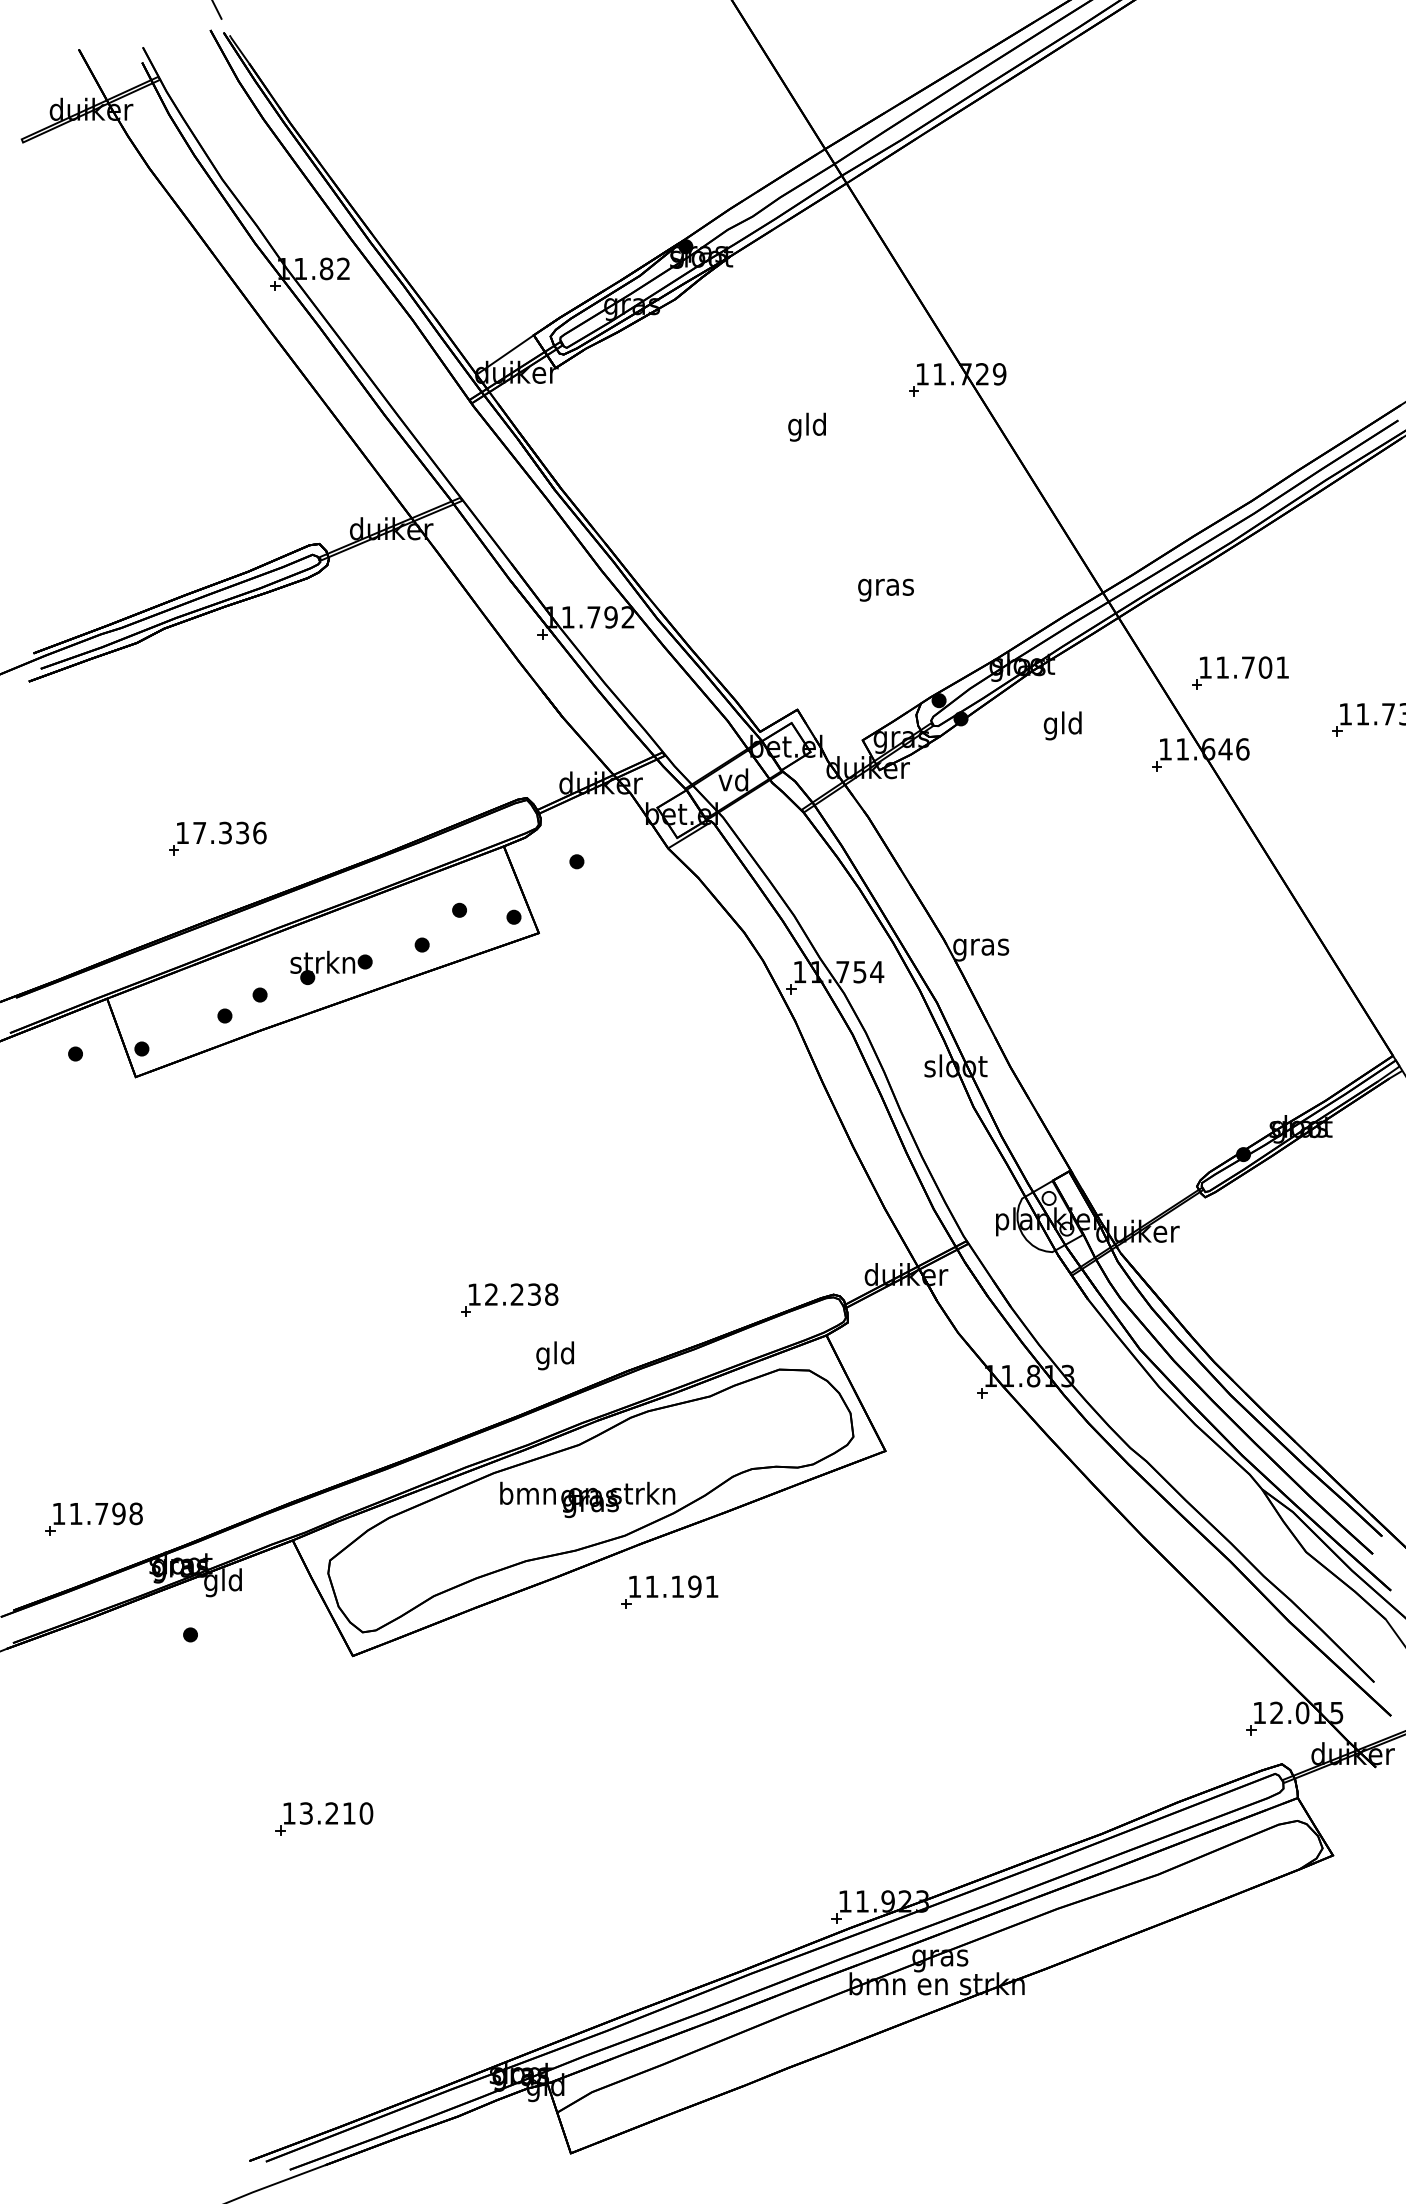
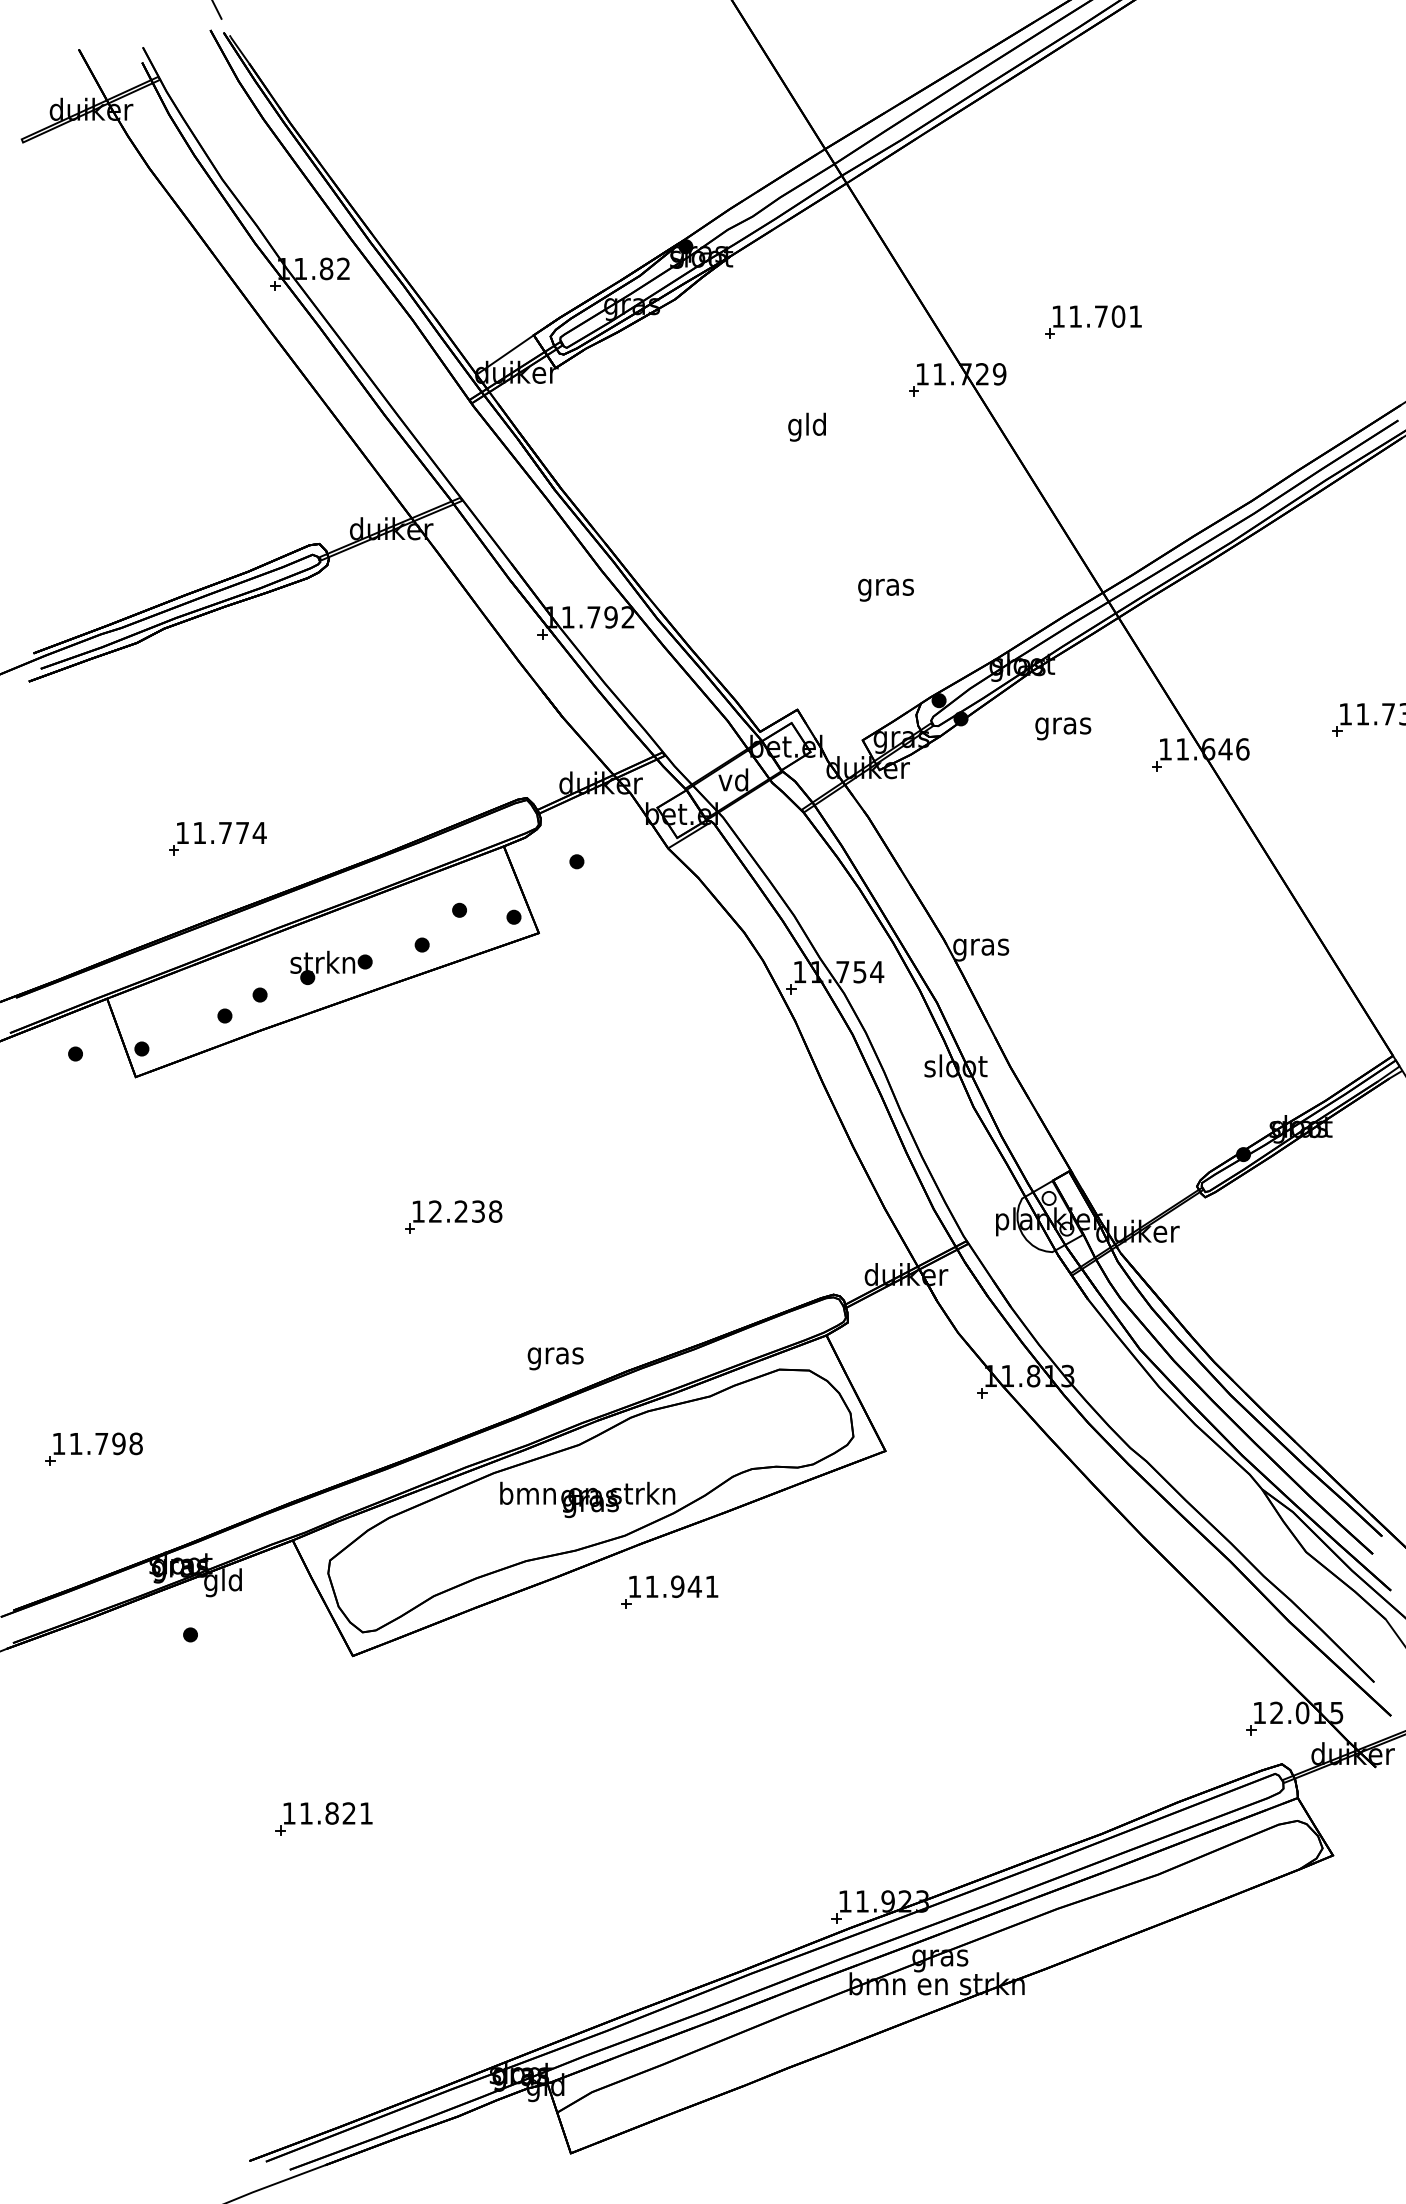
part position: (1240, 672) -> (1093, 321) (1093, 321)
text: gld -> gras (1063, 725)
text: 17.336 -> 11.774 (229, 832)
part position: (509, 1299) -> (453, 1216) (453, 1216)
text: gld -> gras (555, 1355)
part position: (93, 1518) -> (93, 1448) (93, 1448)
text: 11.191 -> 11.941 (686, 1586)
text: 13.210 -> 11.821 (336, 1813)
